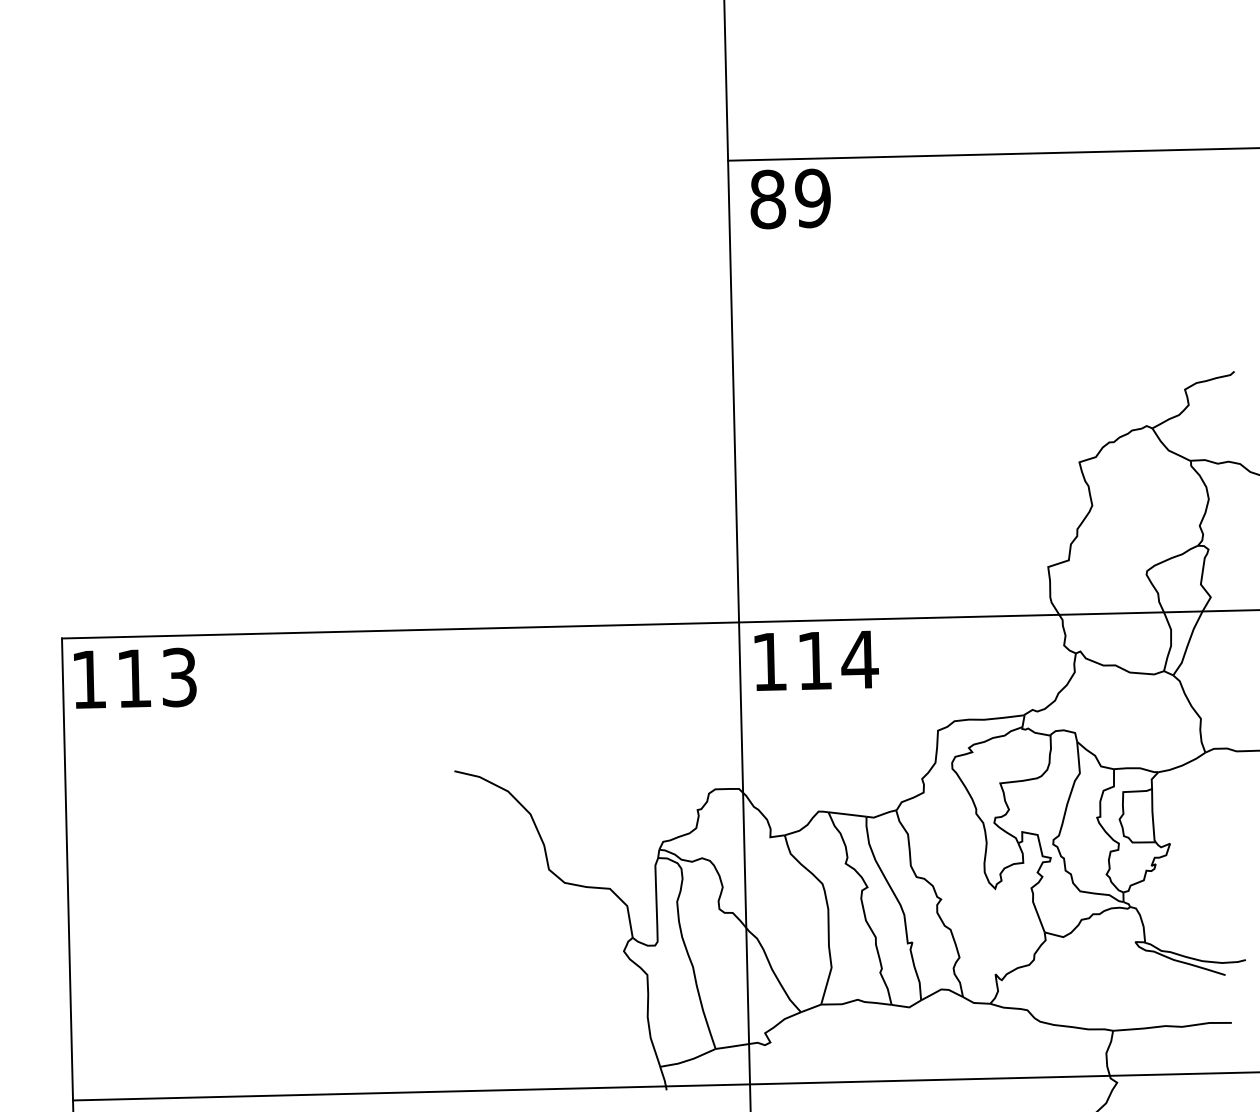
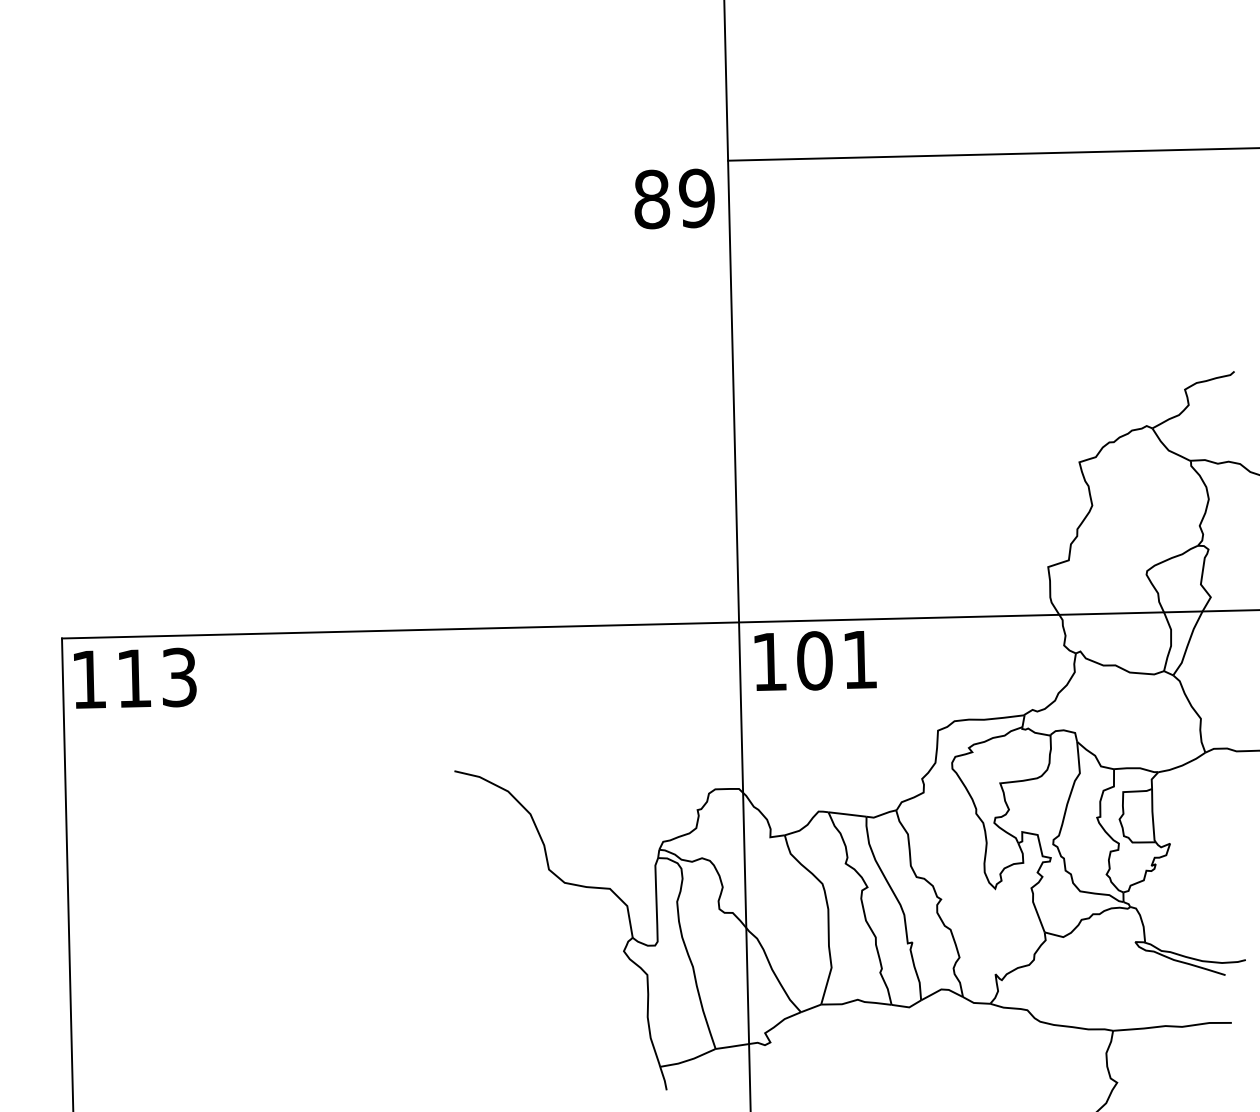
text position: (790, 198) -> (674, 198) (674, 198)
text: 114 -> 101 (837, 660)
line: present -> none (664, 1086)
